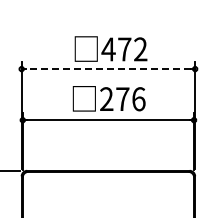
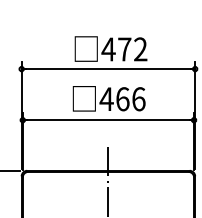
line: dashed -> solid (107, 69)
text: 276 -> 466 (114, 99)
line: none -> present (108, 180)
